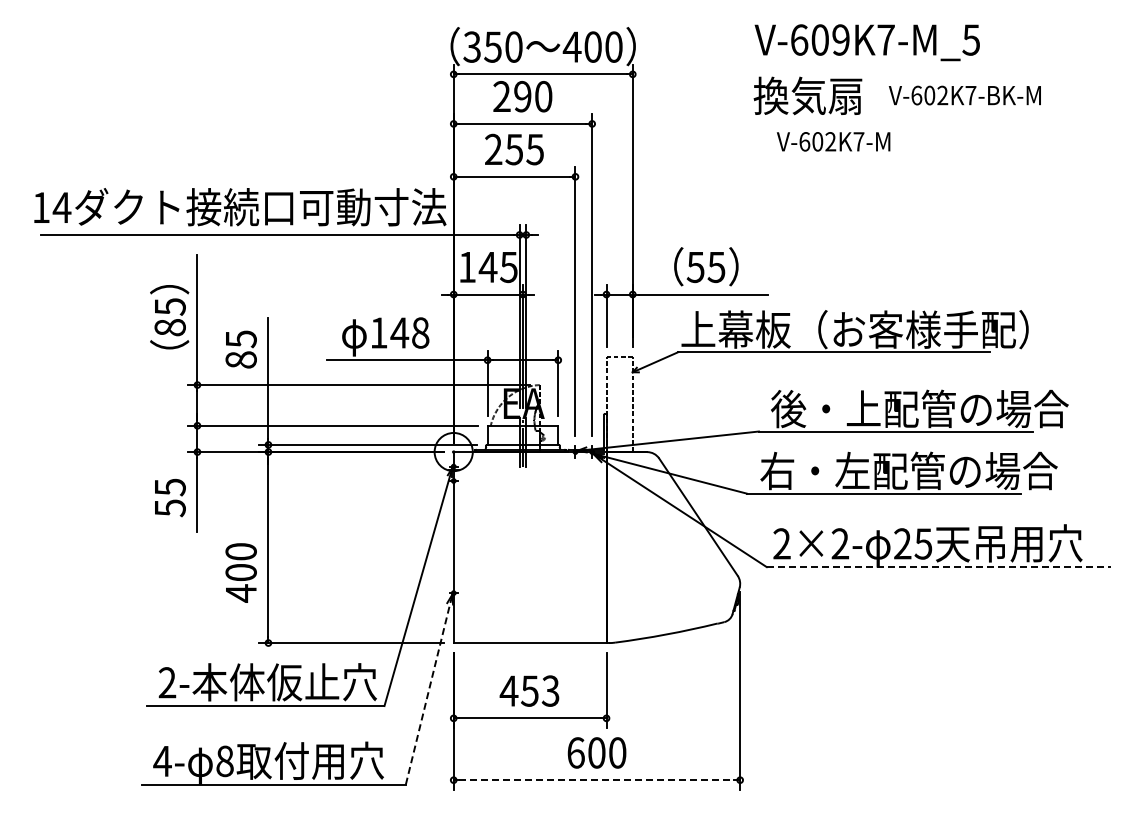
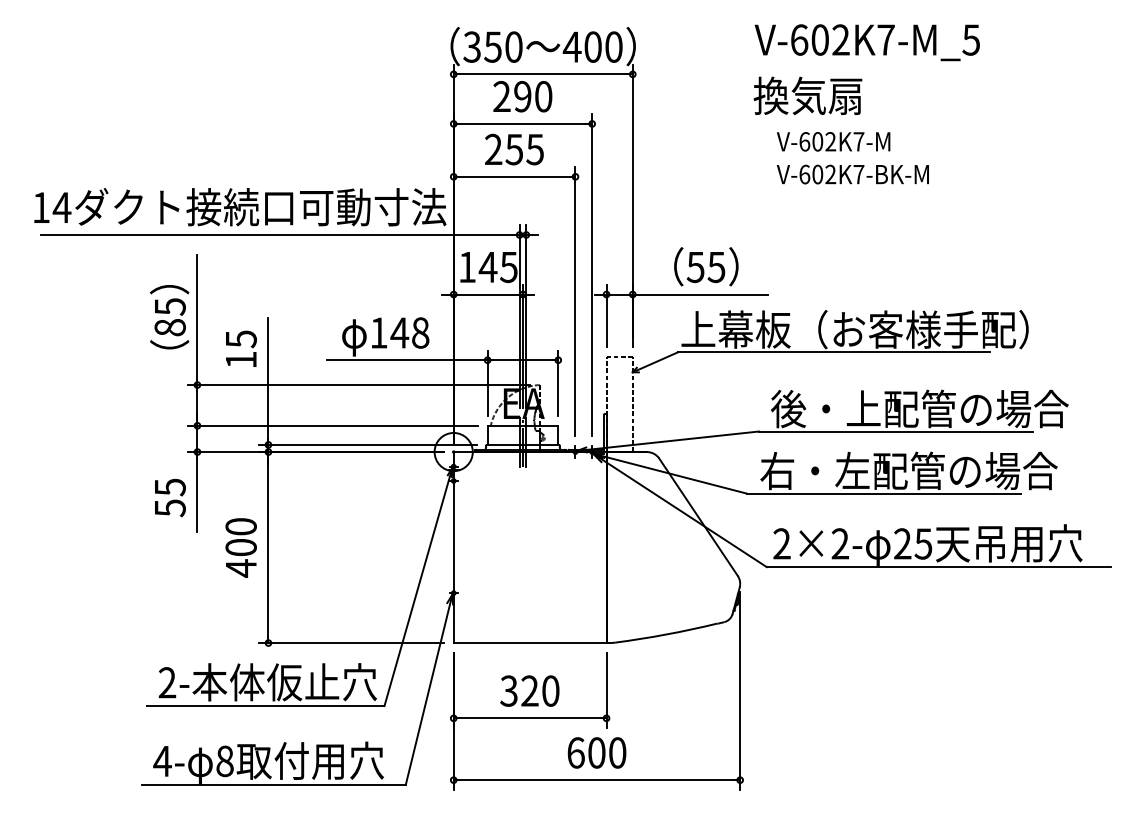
text: V-609K7-M_5 -> V-602K7-M_5 (840, 39)
text position: (964, 95) -> (852, 174) (852, 174)
text: 85 -> 15 (240, 359)
line: dashed -> solid (938, 567)
text position: (240, 572) -> (240, 547) (240, 547)
line: dashed -> solid (429, 689)
text: 453 -> 320 (529, 690)
line: dashed -> solid (597, 780)
